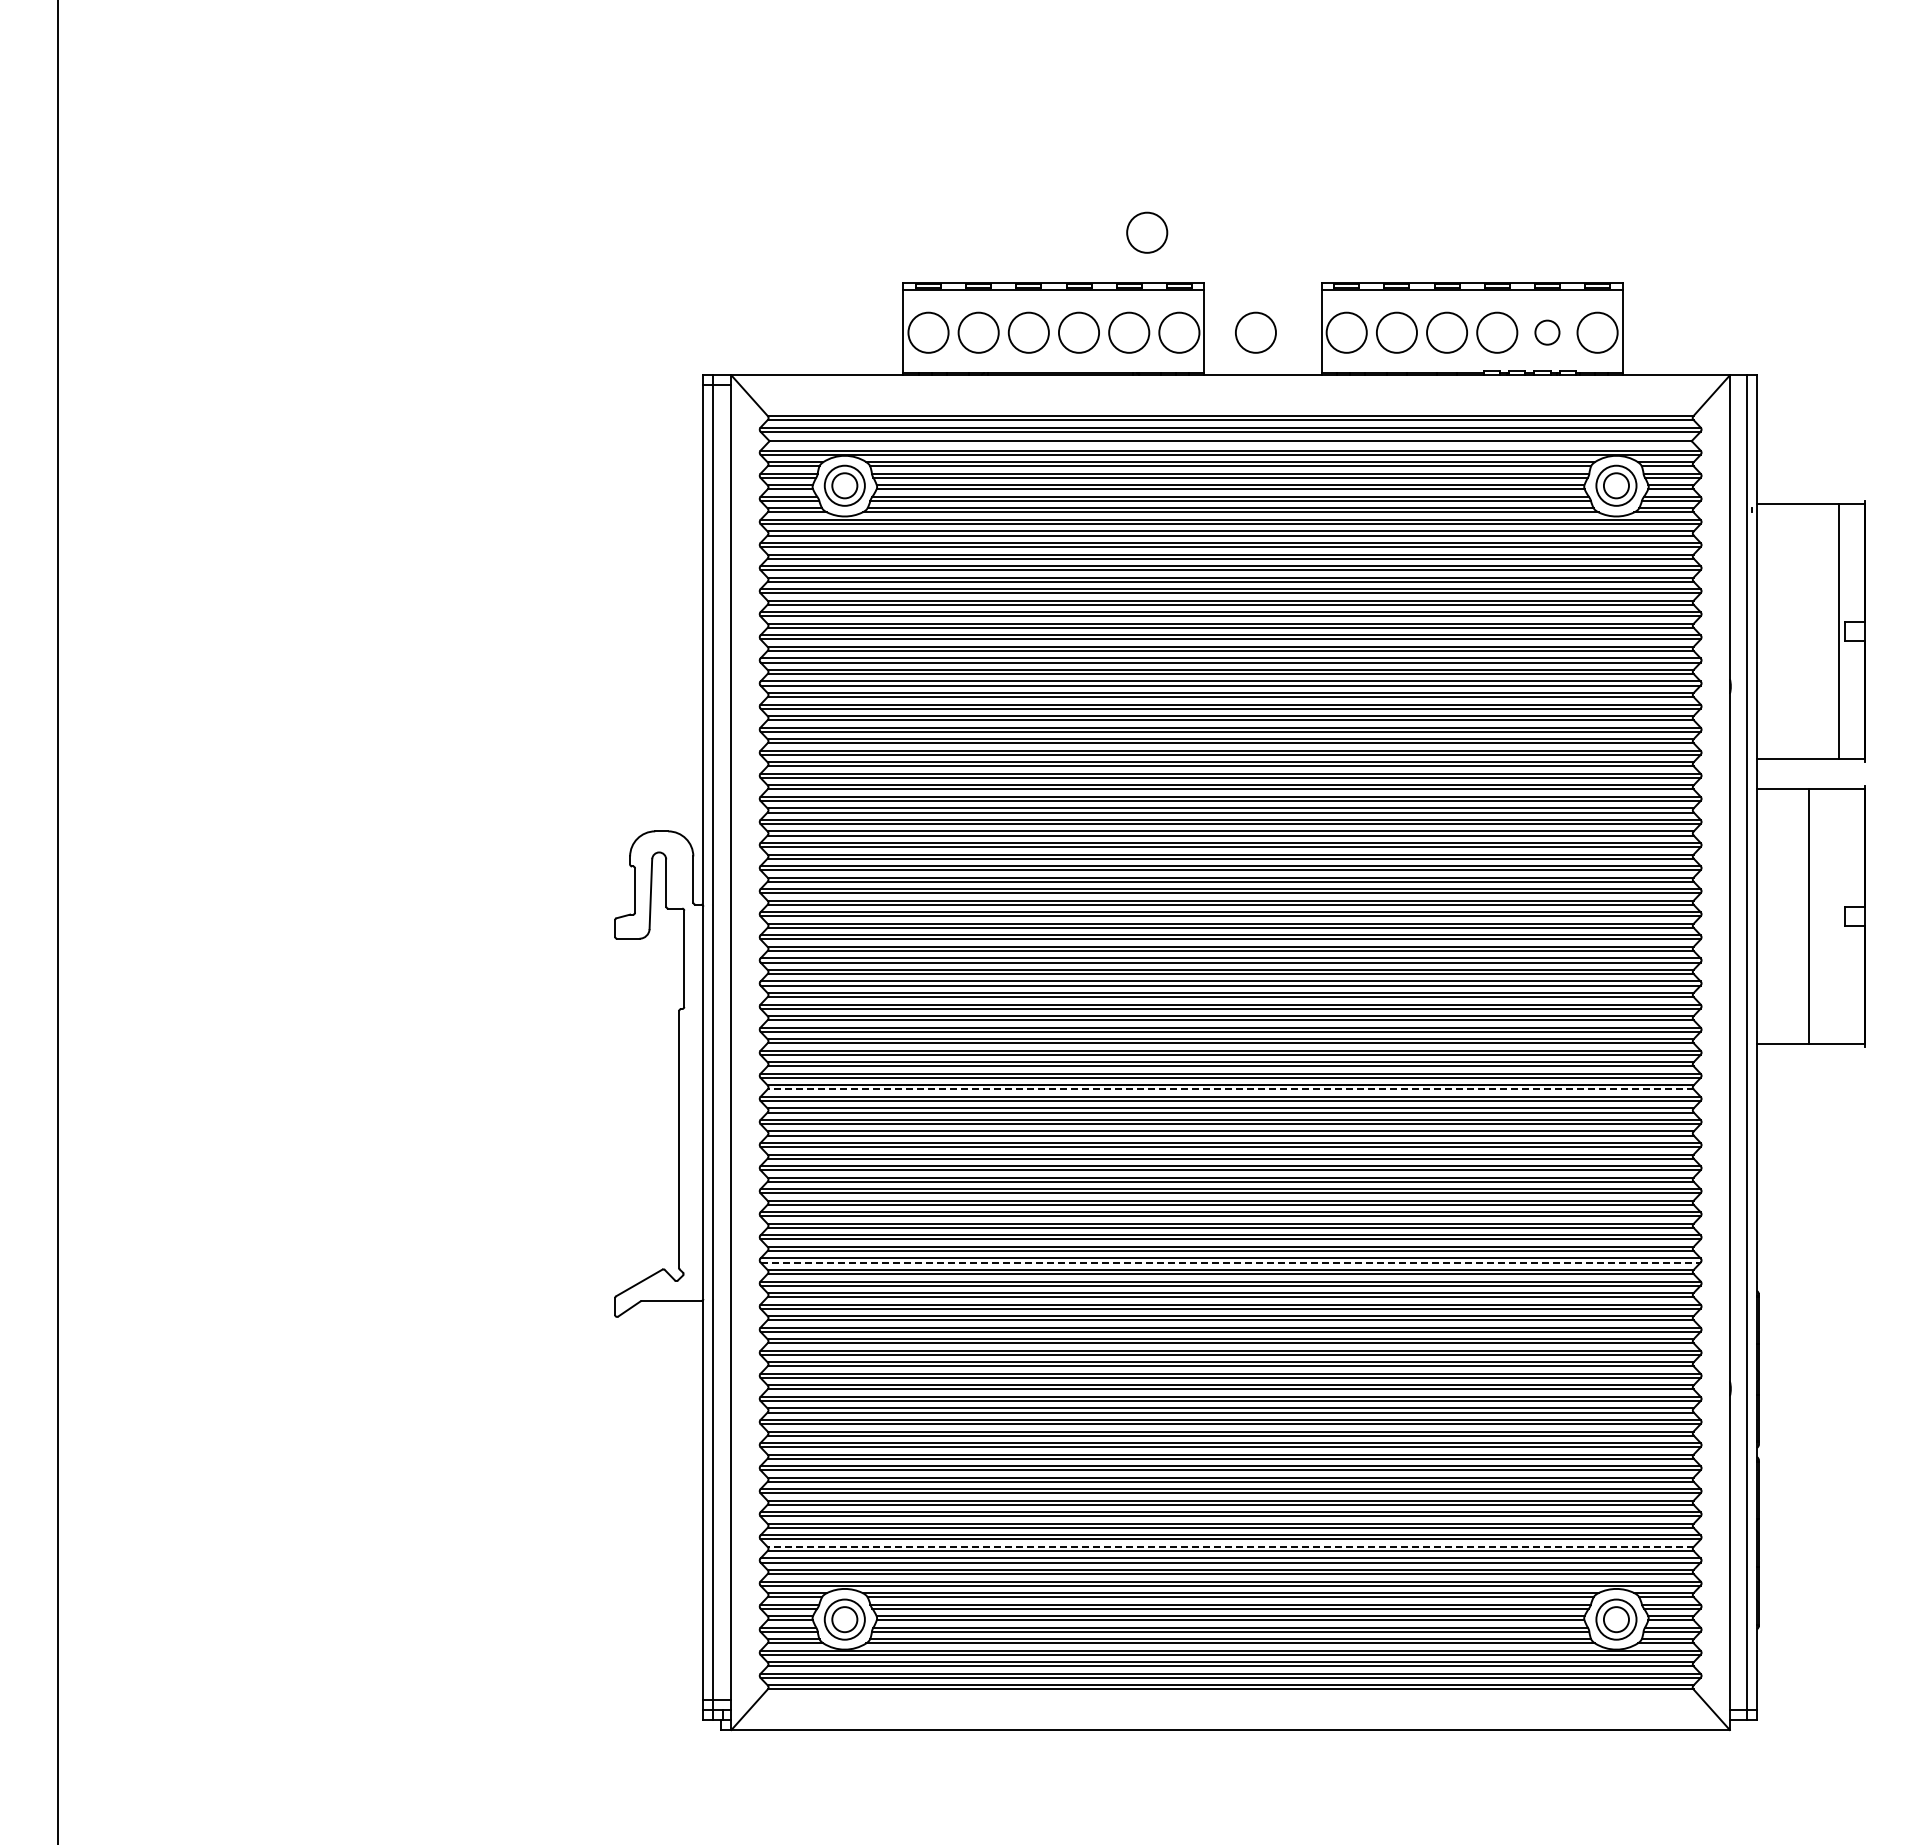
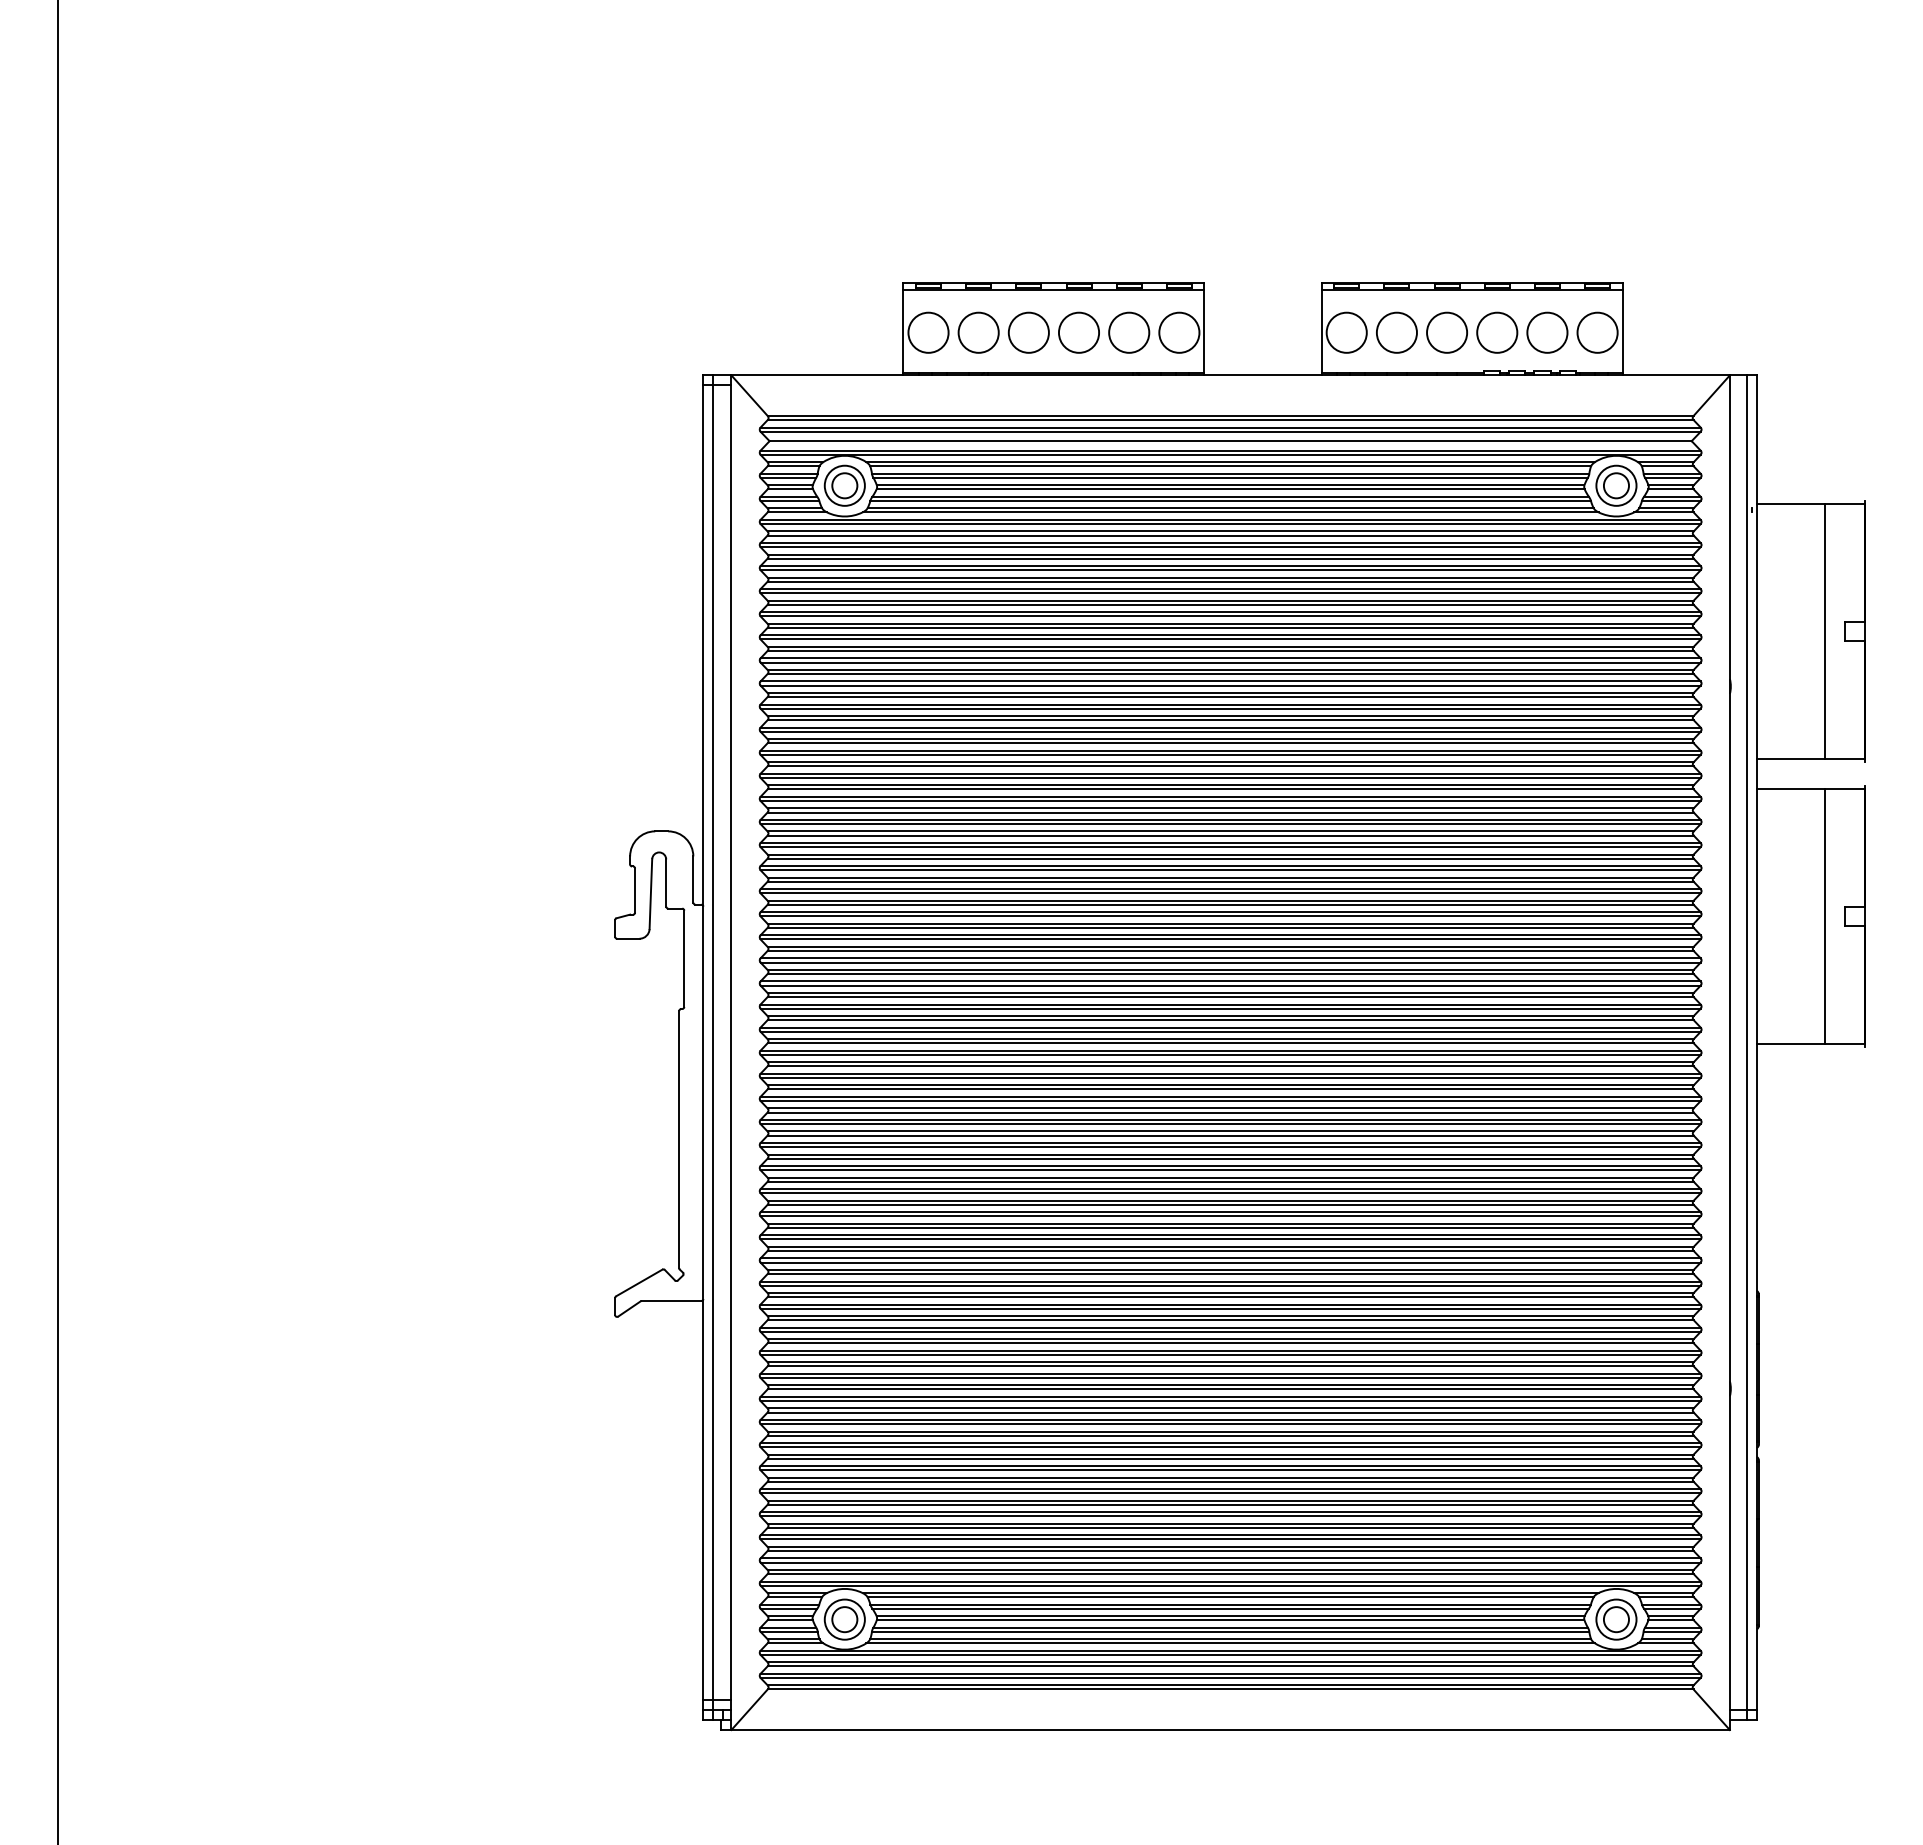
circle: present -> none (1147, 232)
circle: present -> none (1255, 332)
circle size: 27x27 px -> 43x43 px (1547, 332)
line position: (1839, 631) -> (1825, 631) (1825, 631)
line position: (1809, 916) -> (1825, 916) (1825, 916)
line: dashed -> solid (1230, 1089)
line: dashed -> solid (1231, 1262)
line: dashed -> solid (1230, 1546)
